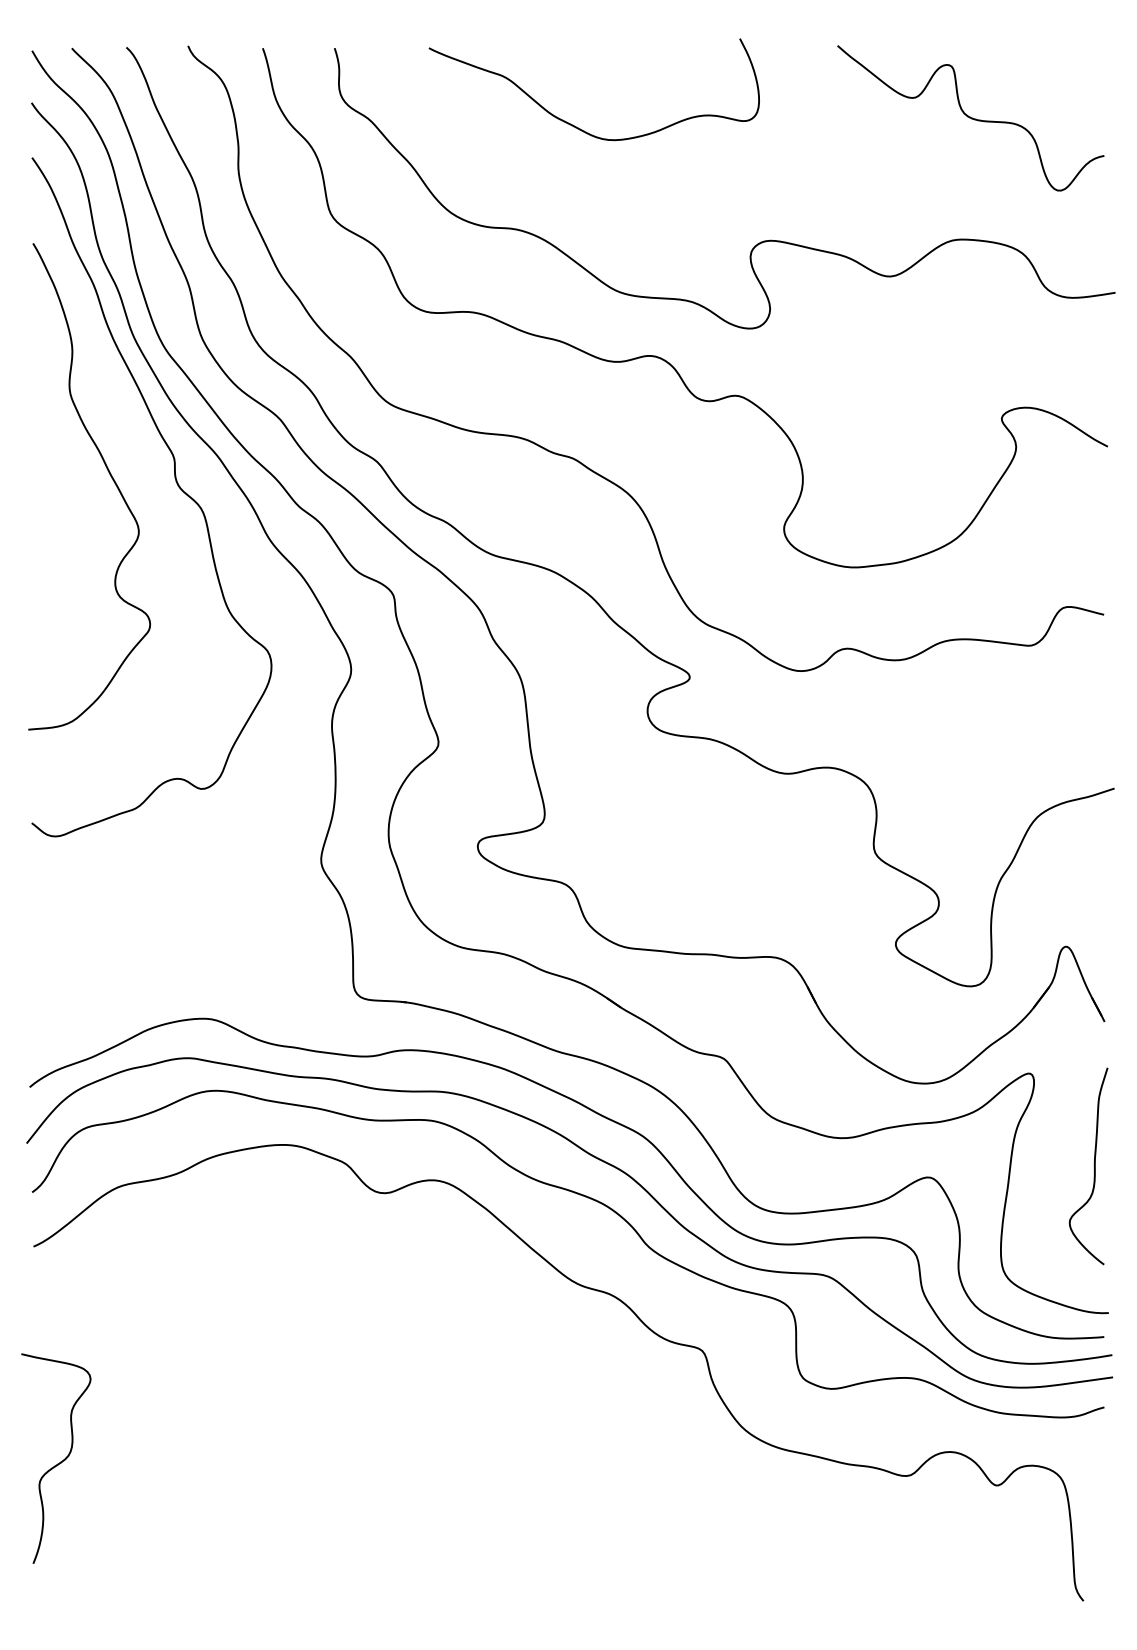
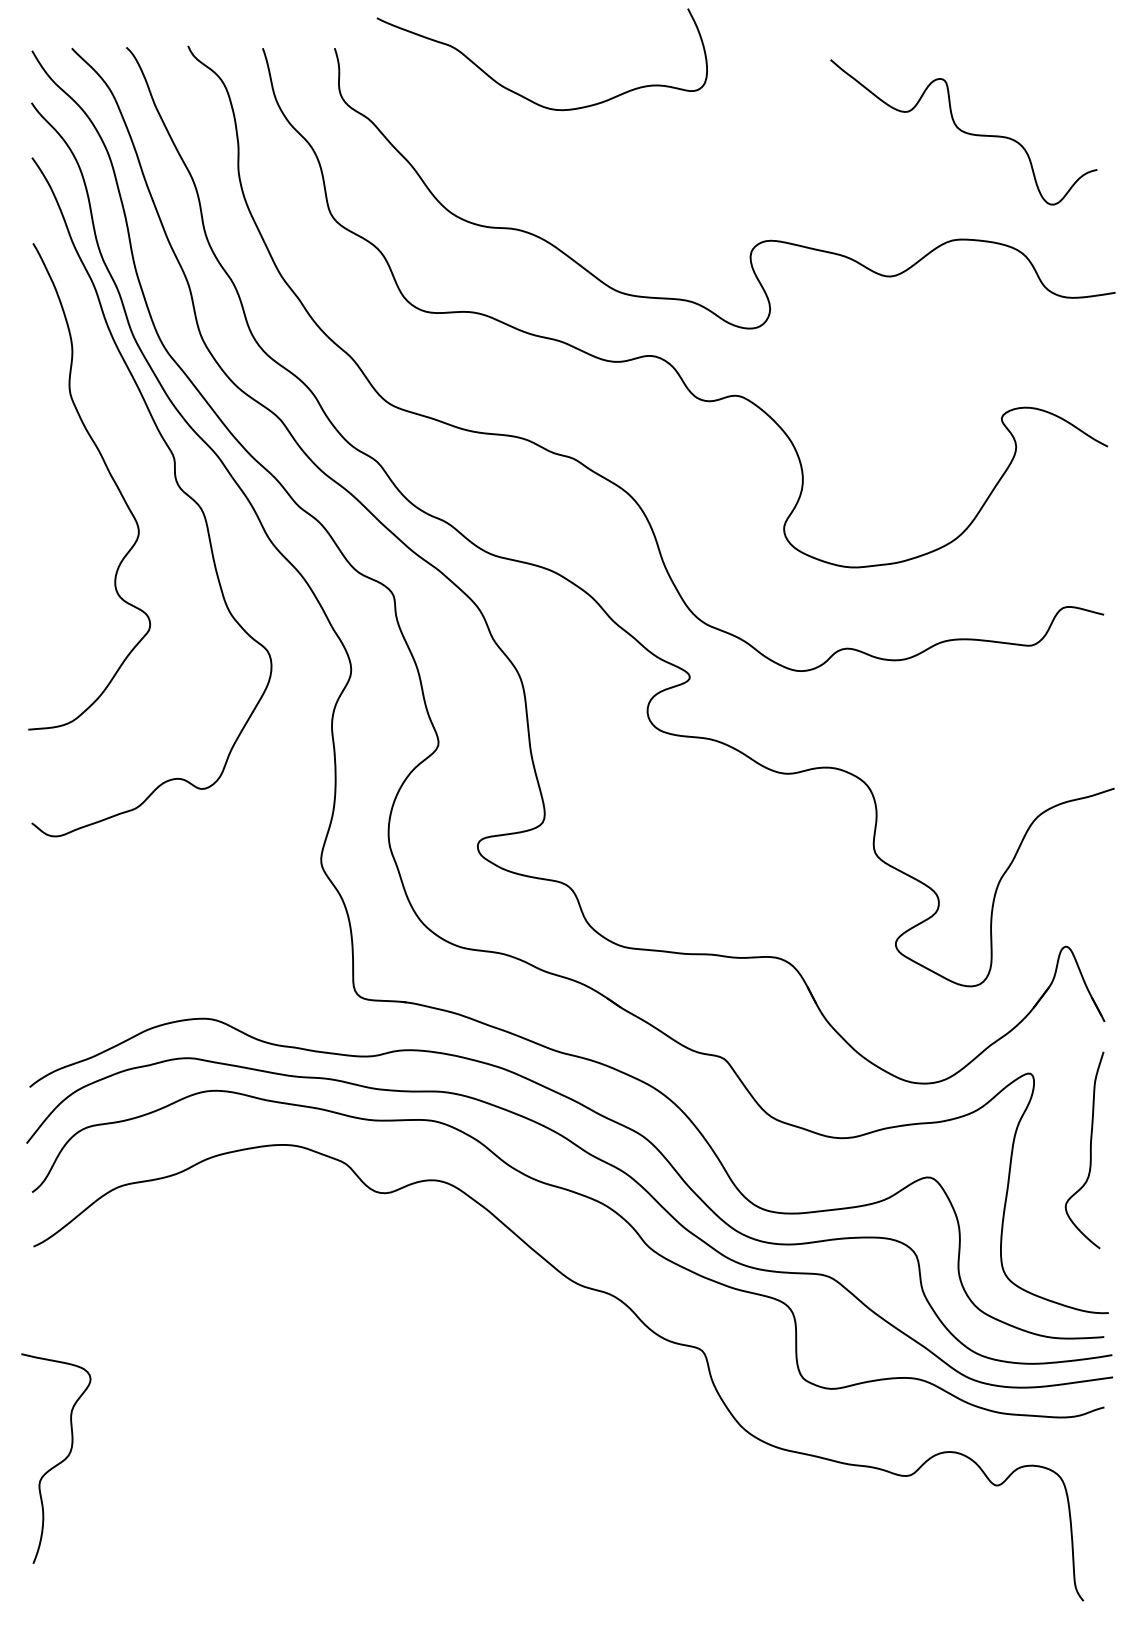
curve position: (970, 118) -> (963, 132) (963, 132)
curve position: (574, 125) -> (522, 95) (522, 95)
curve position: (1093, 1166) -> (1089, 1150) (1089, 1150)
